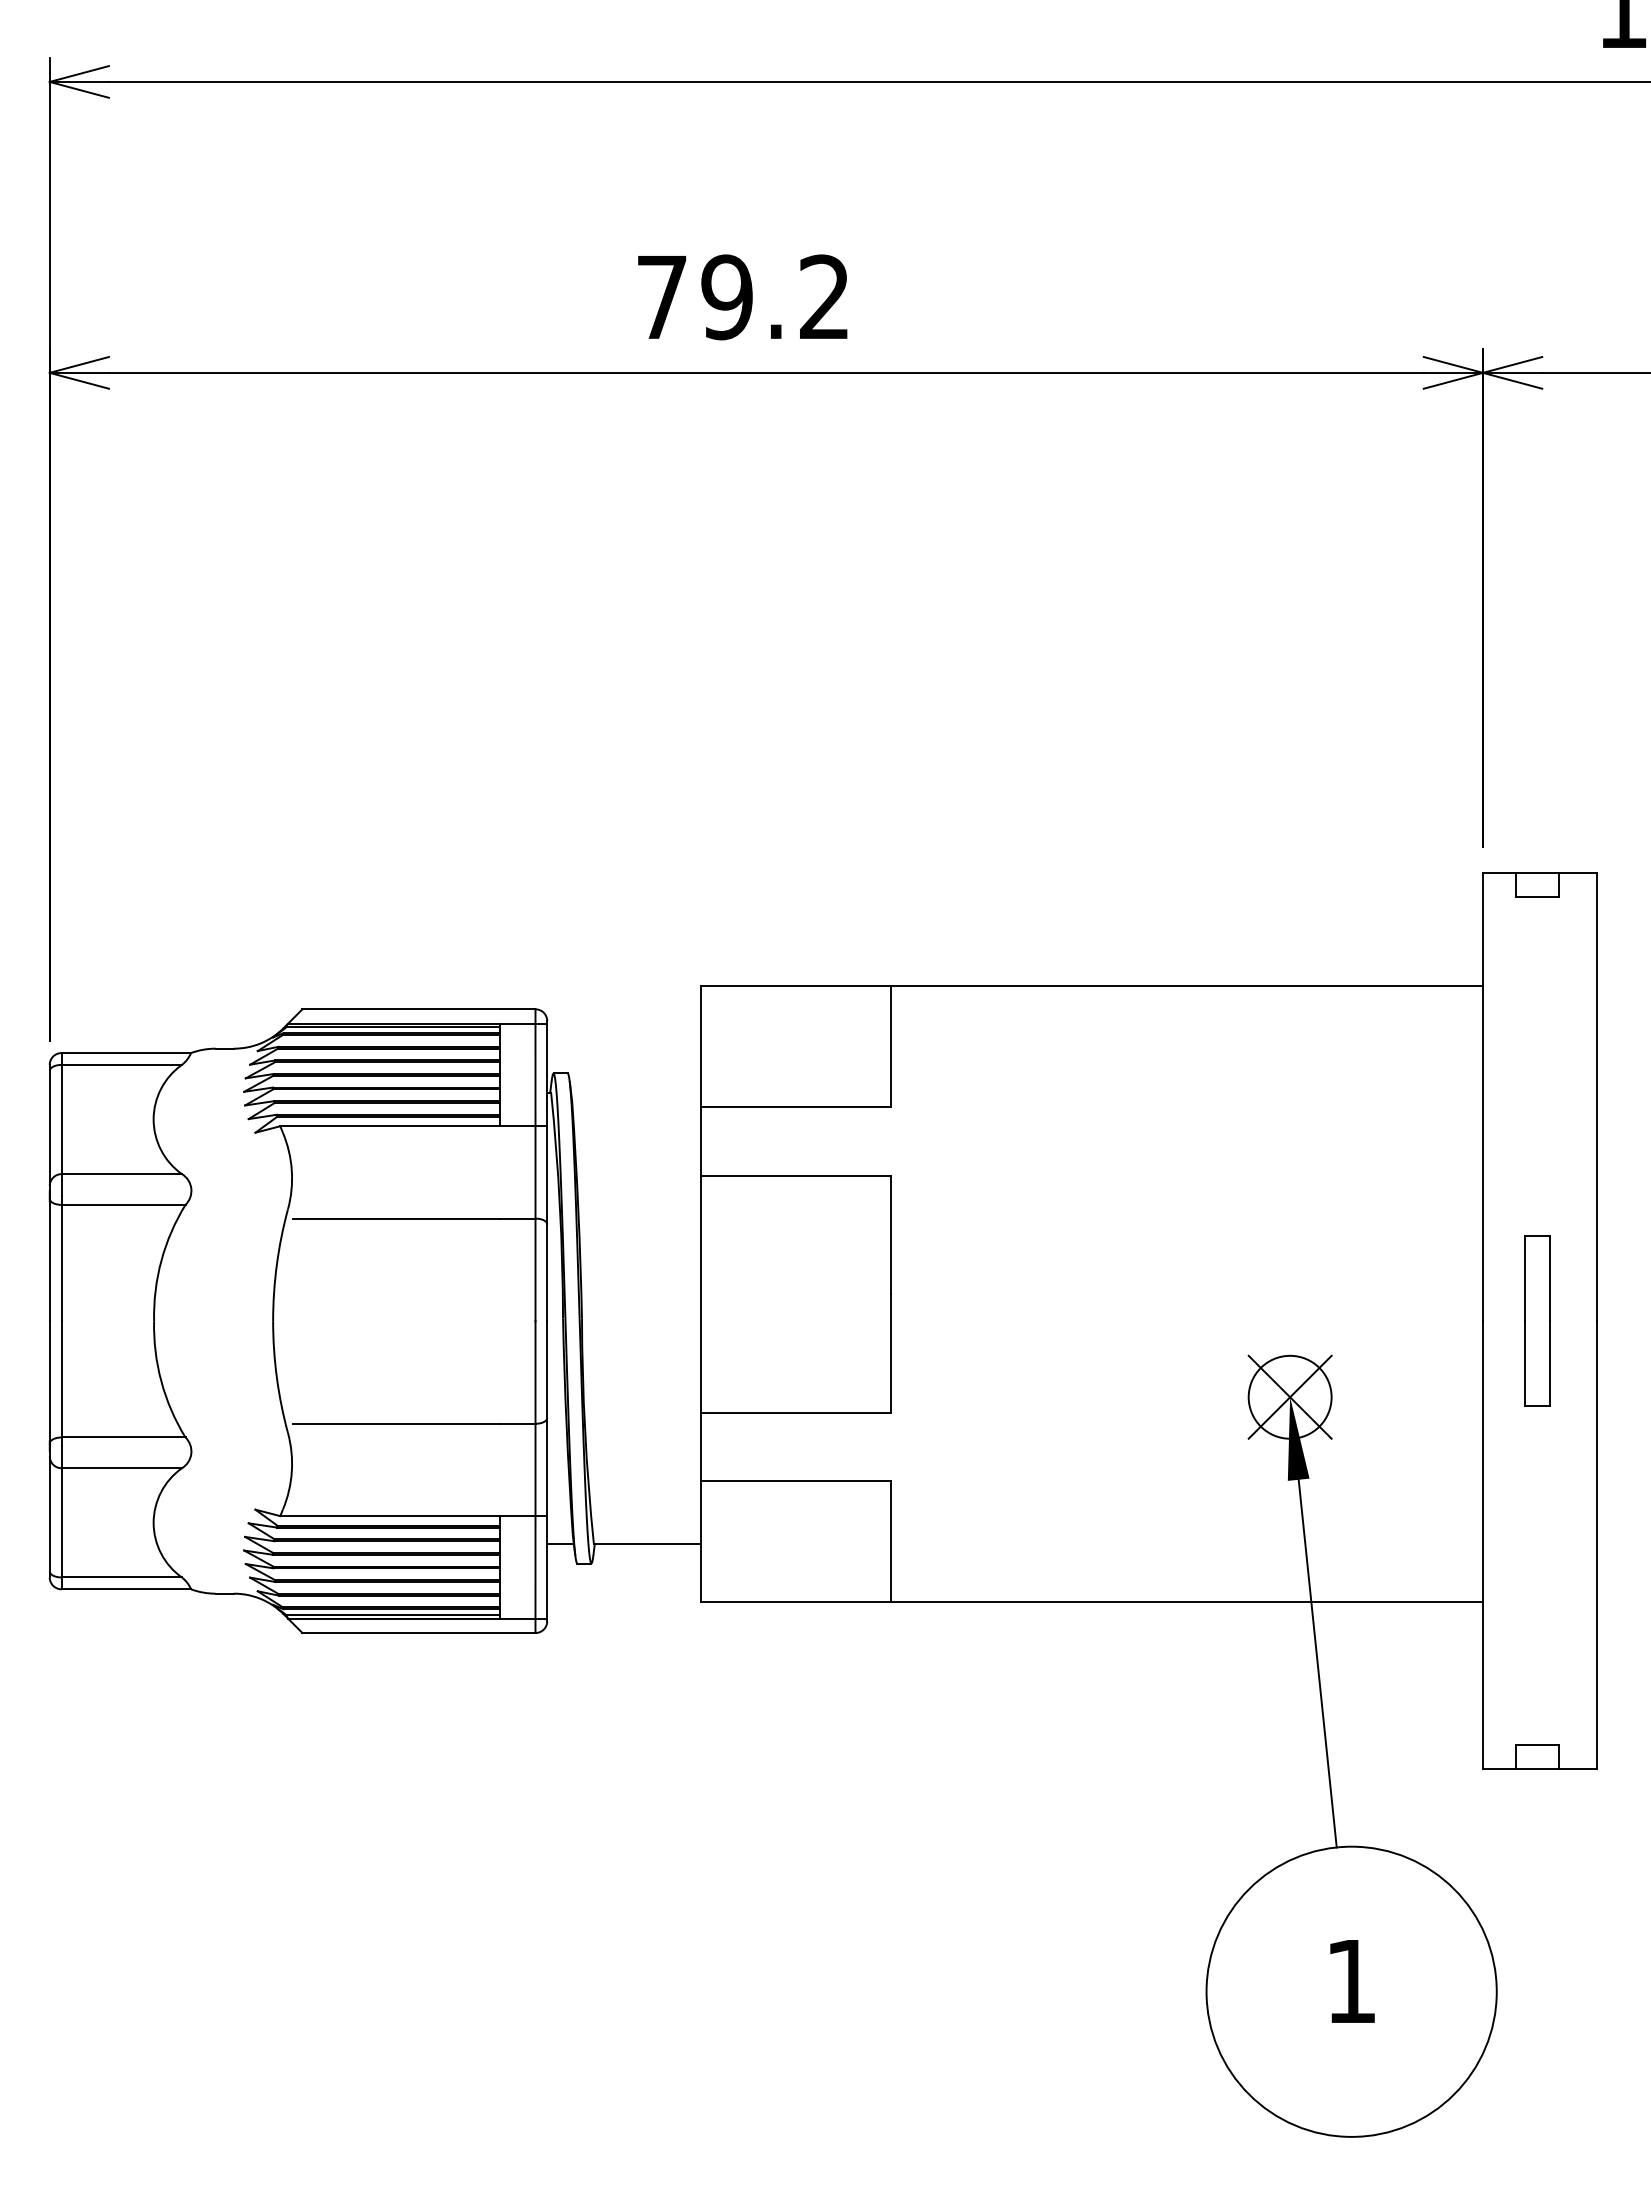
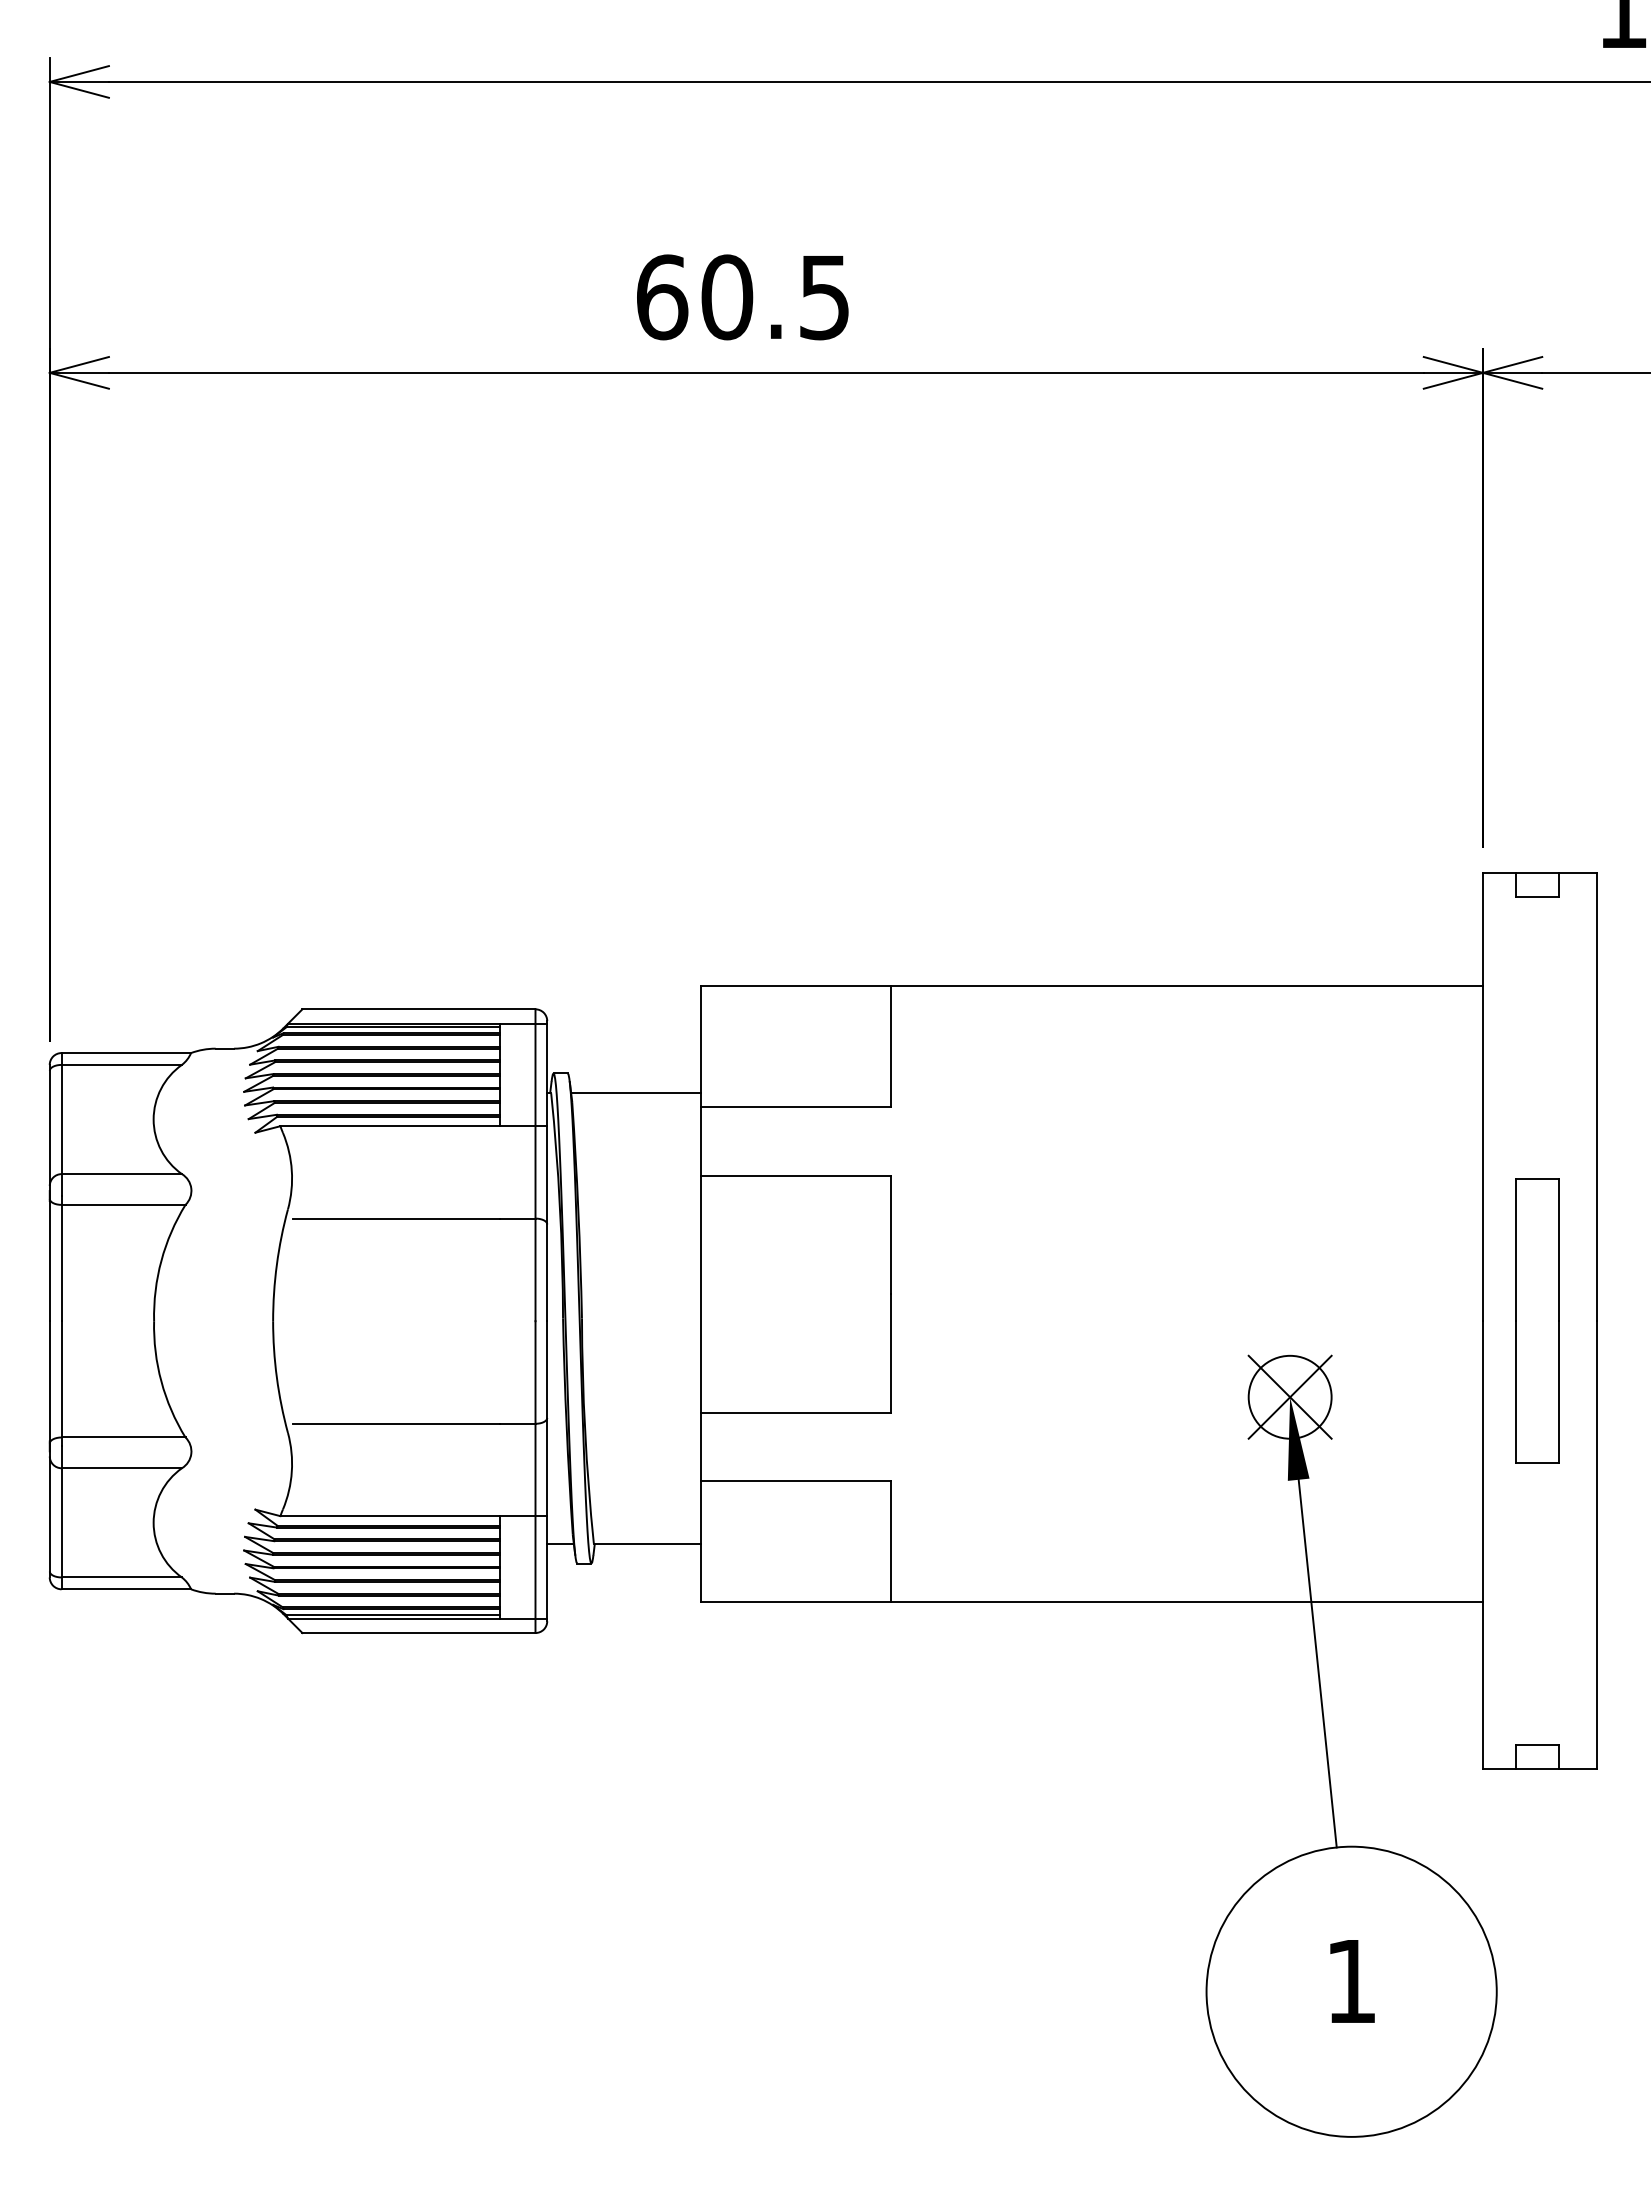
text: 79.2 -> 60.5 (742, 297)
line: none -> present (636, 1093)
part size: 27x172 px -> 45x286 px (1537, 1320)
